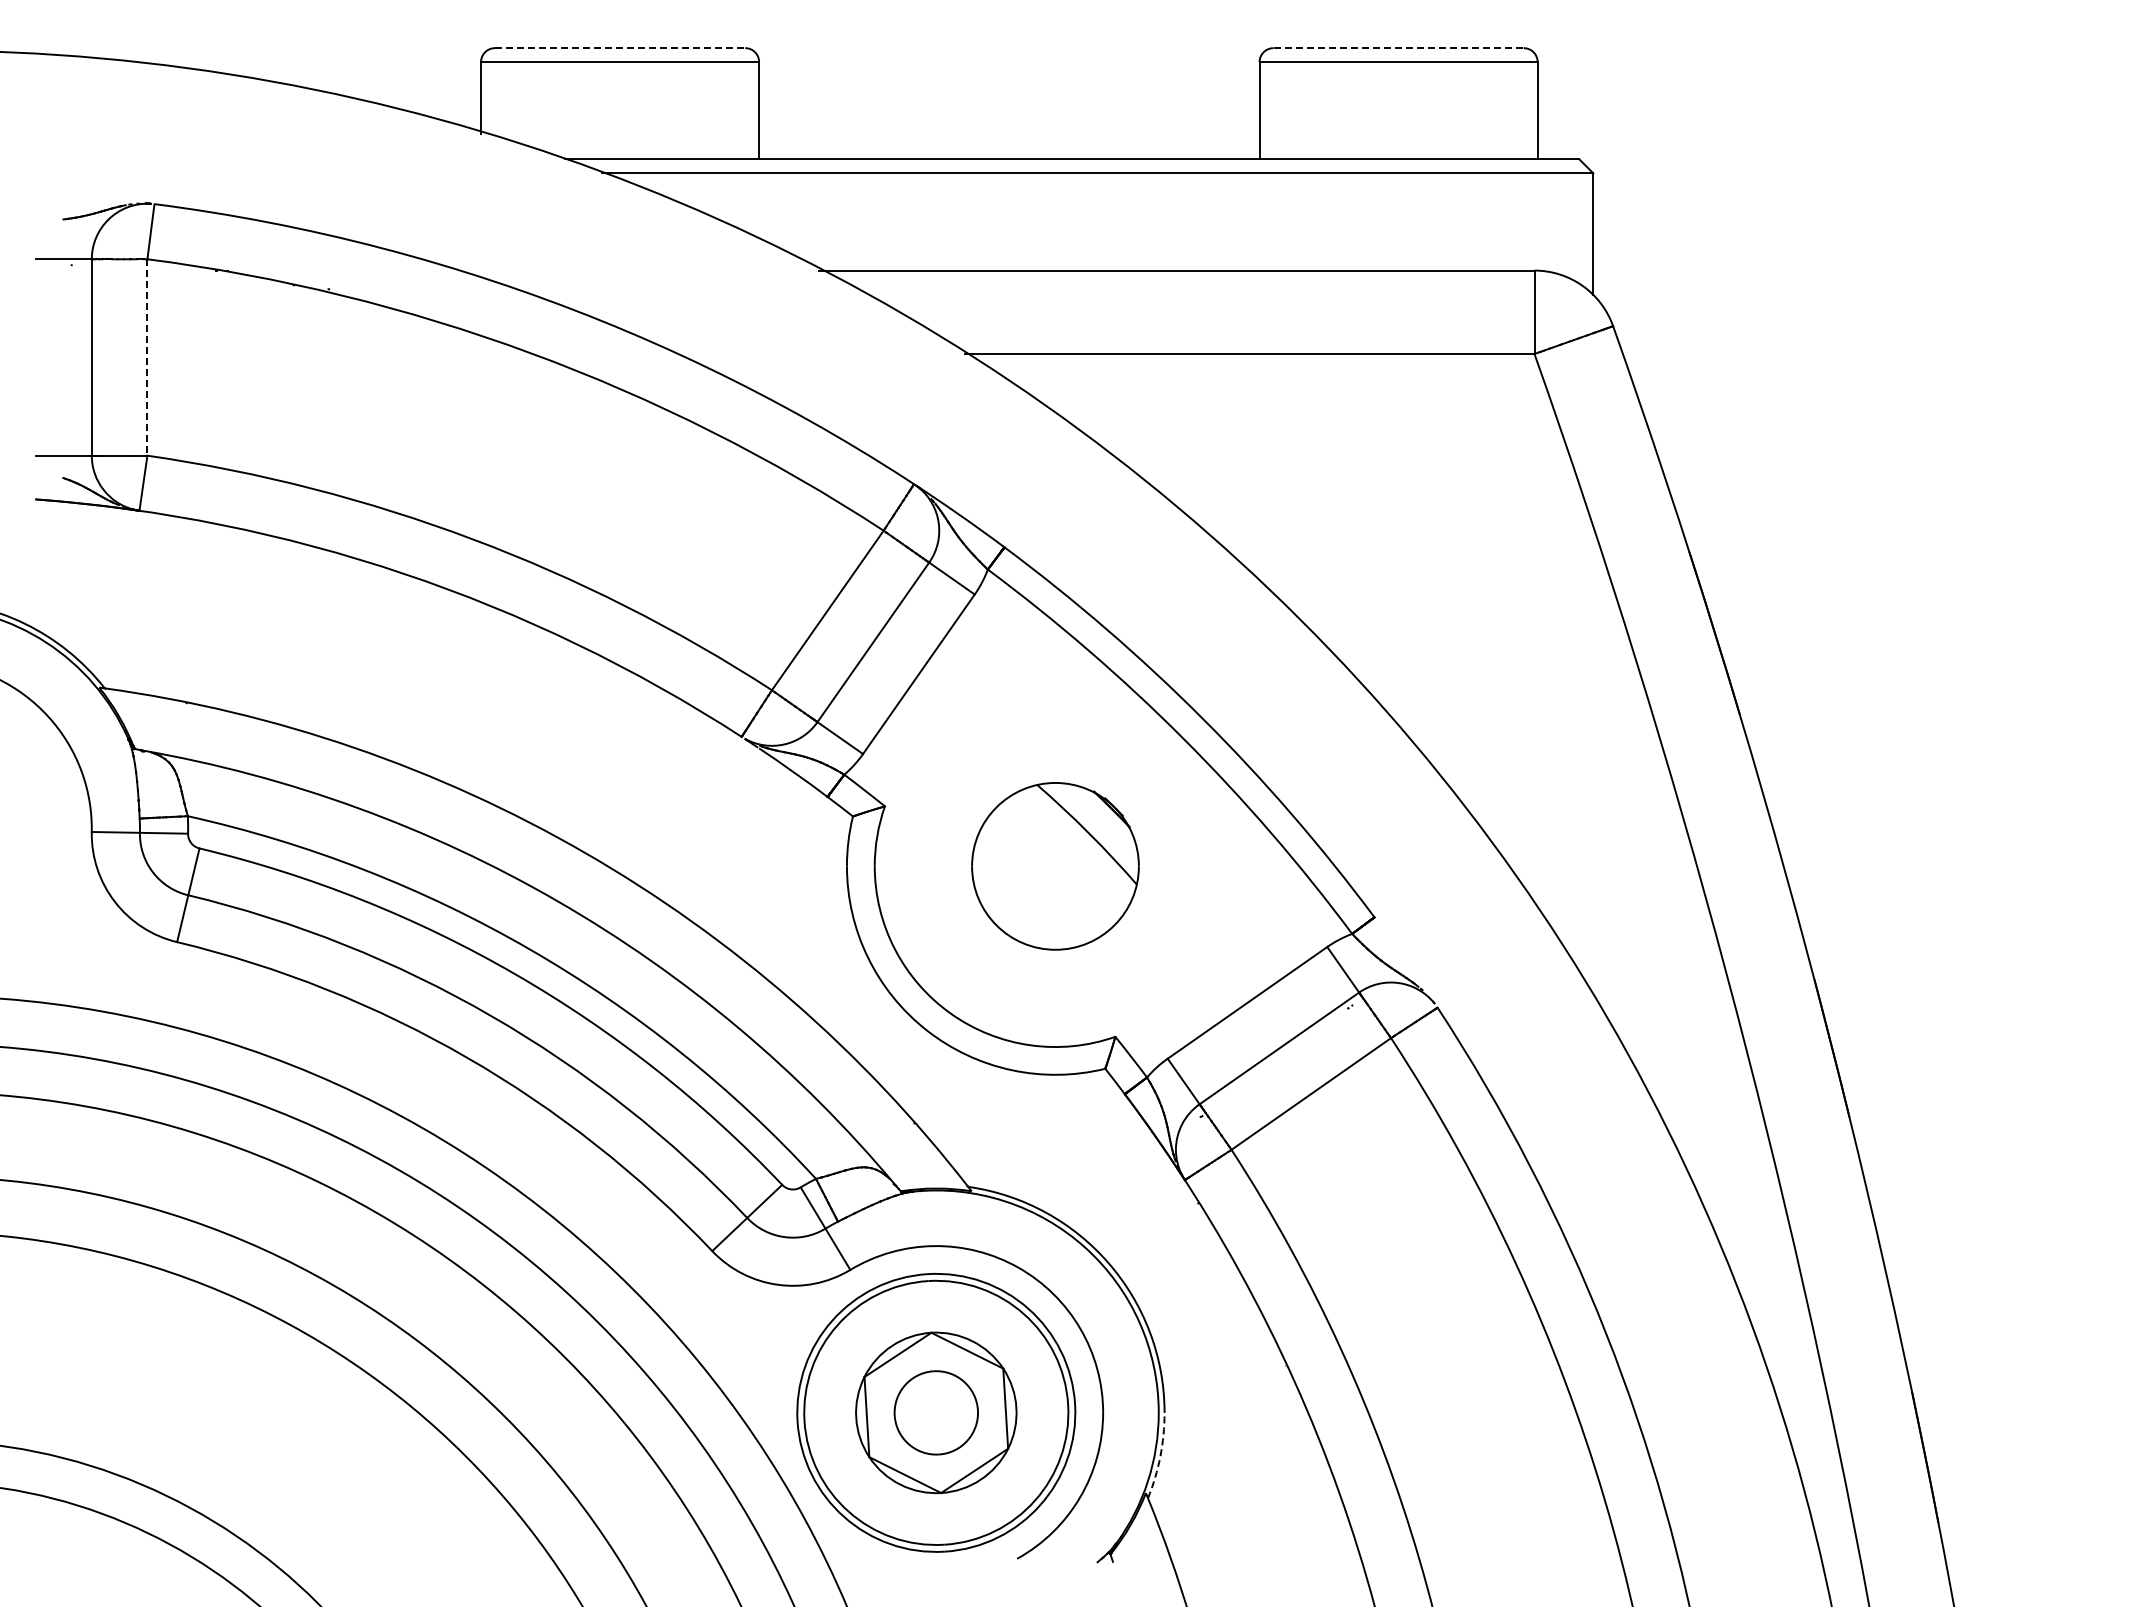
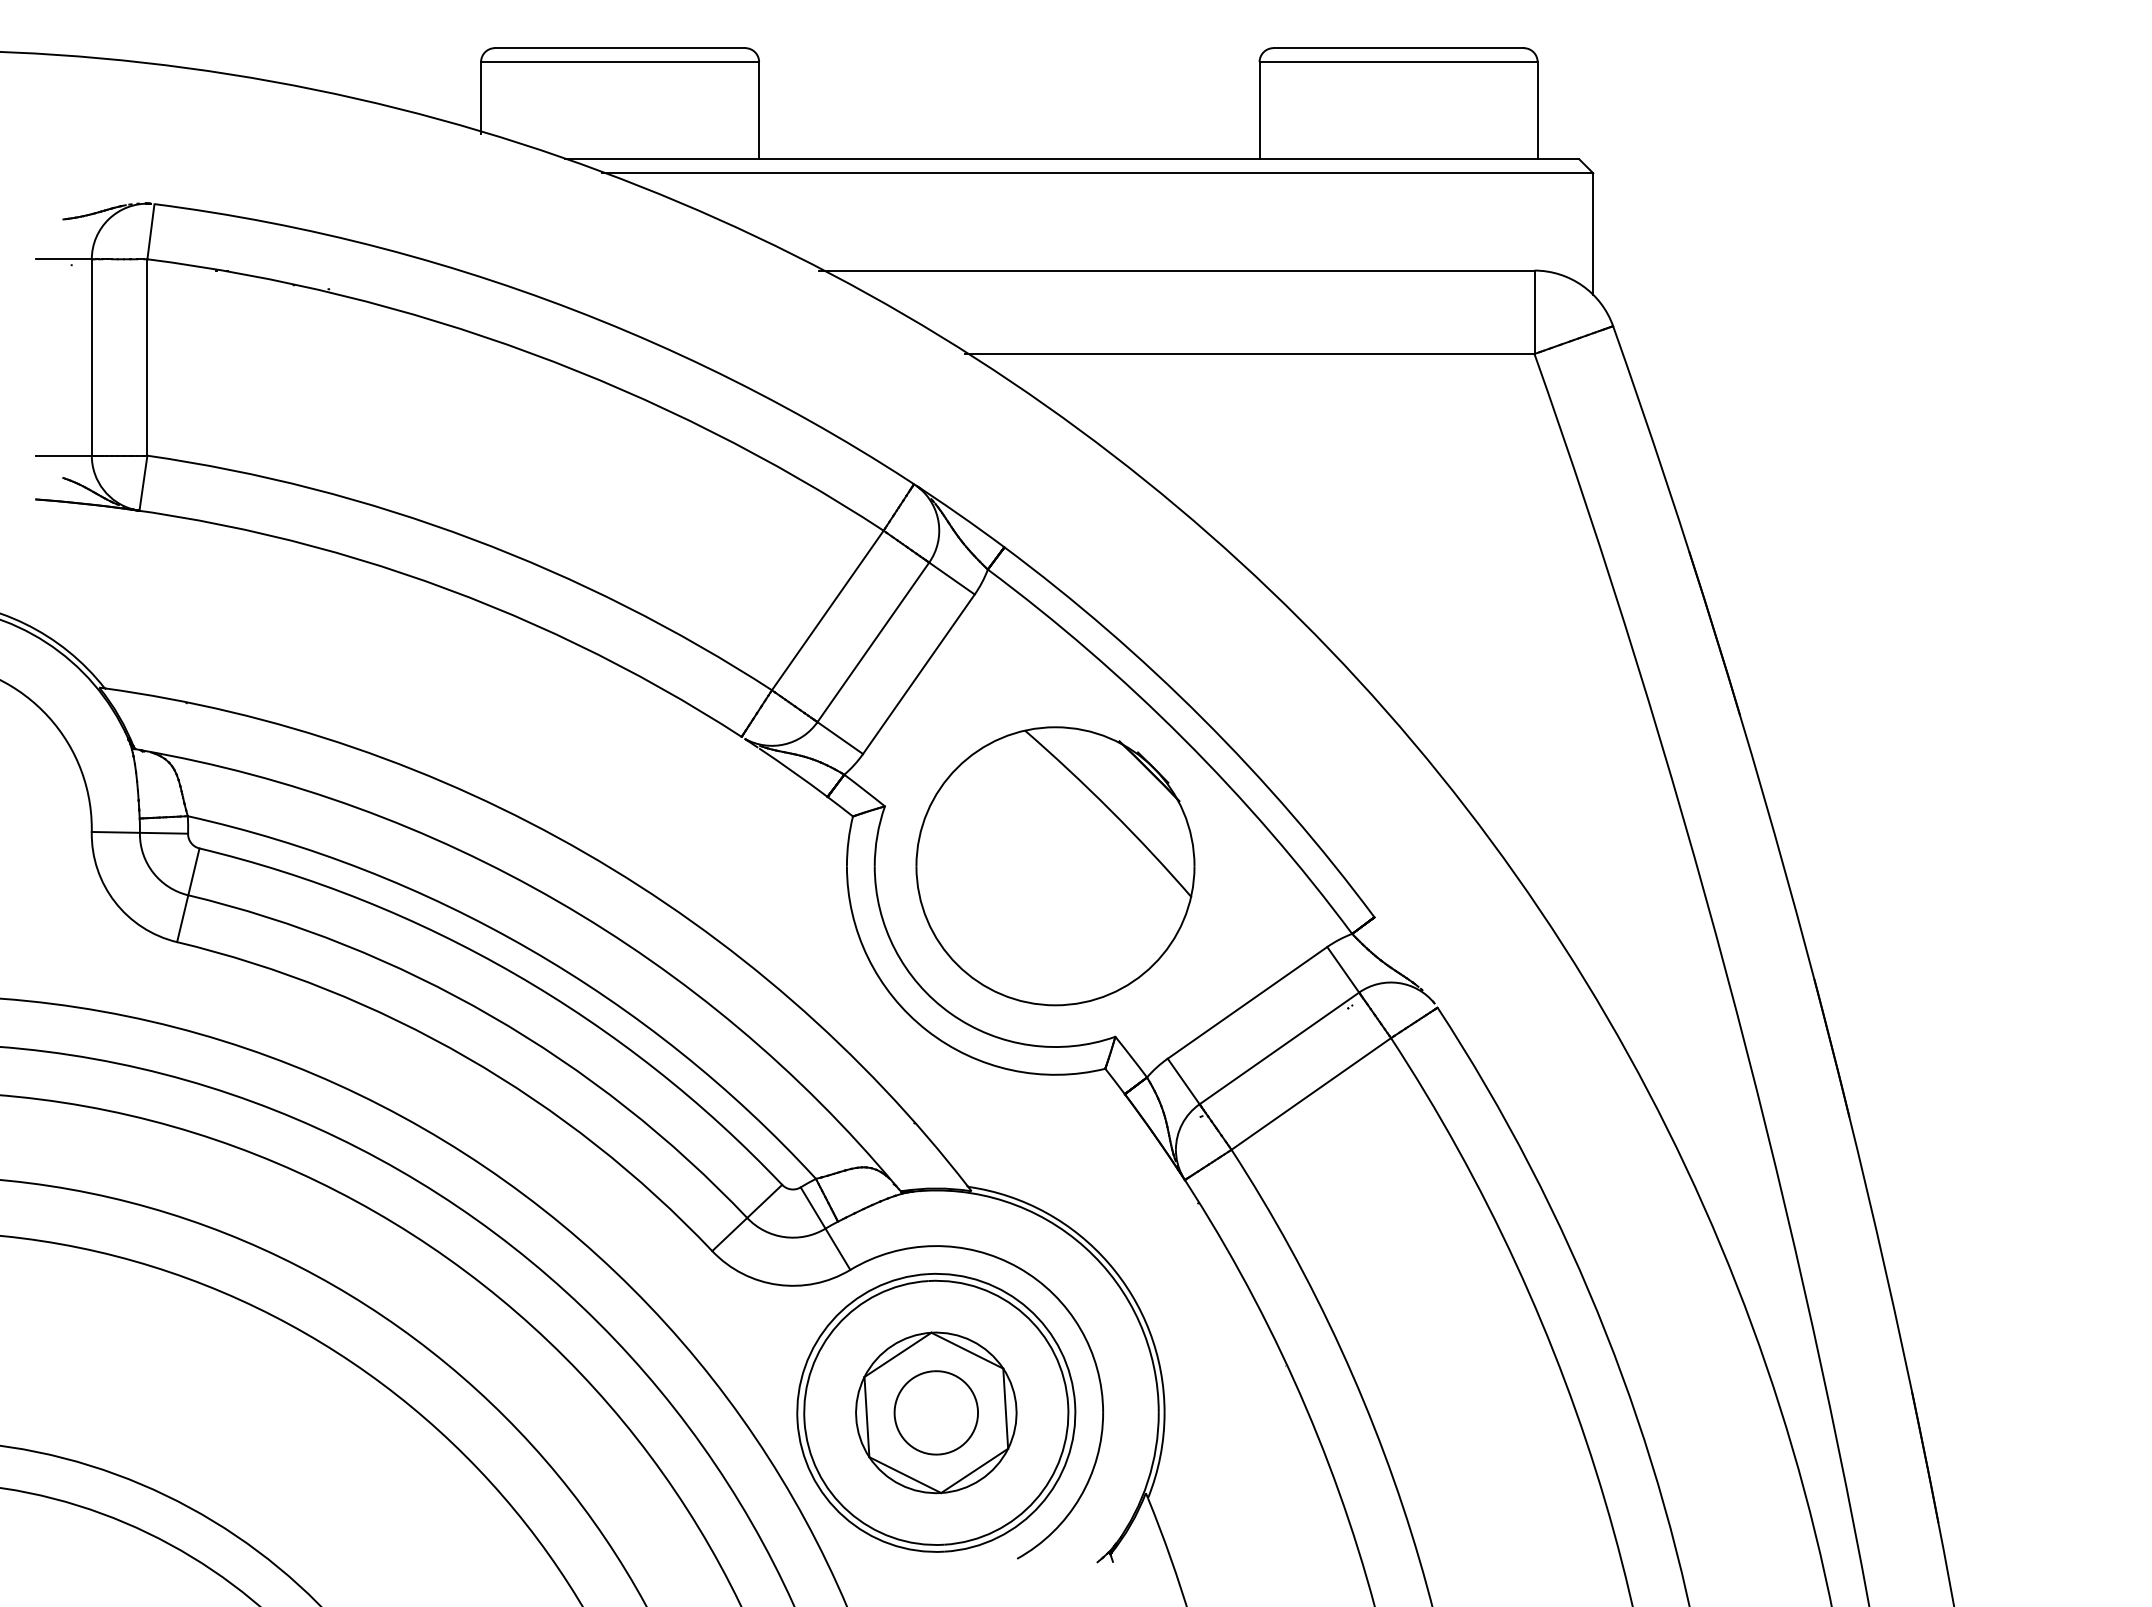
line: dashed -> solid (620, 48)
line: dashed -> solid (1399, 48)
line: dashed -> solid (147, 358)
part size: 169x169 px -> 281x281 px (1055, 866)
arc: dashed -> solid (1160, 1456)
